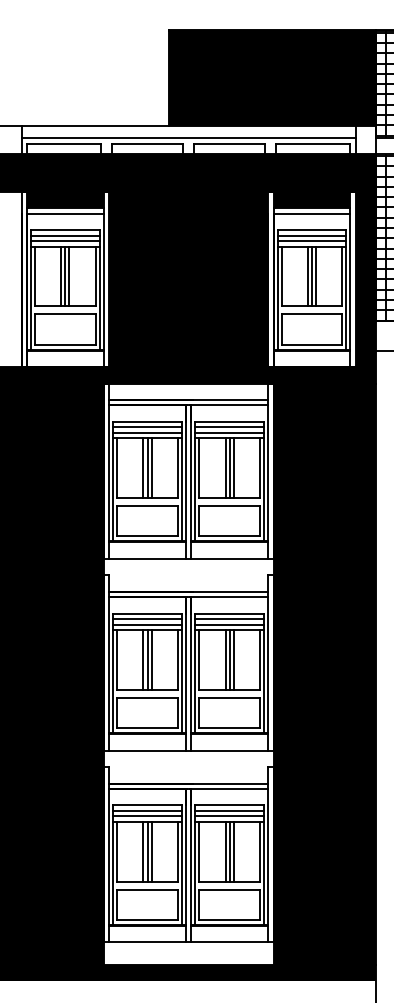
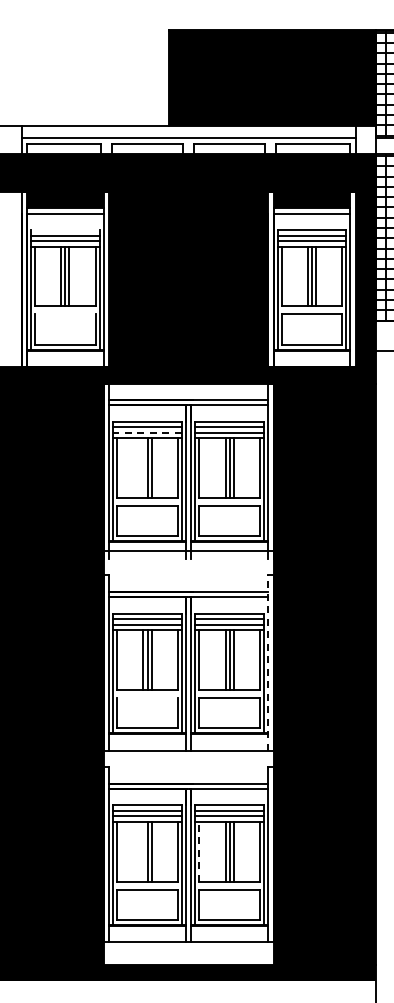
line: present -> none (65, 230)
line: present -> none (64, 314)
line: solid -> dashed (147, 432)
line: present -> none (143, 468)
line position: (188, 558) -> (188, 550) (188, 550)
line: solid -> dashed (268, 663)
line: present -> none (147, 698)
line: present -> none (143, 851)
line: solid -> dashed (199, 851)
